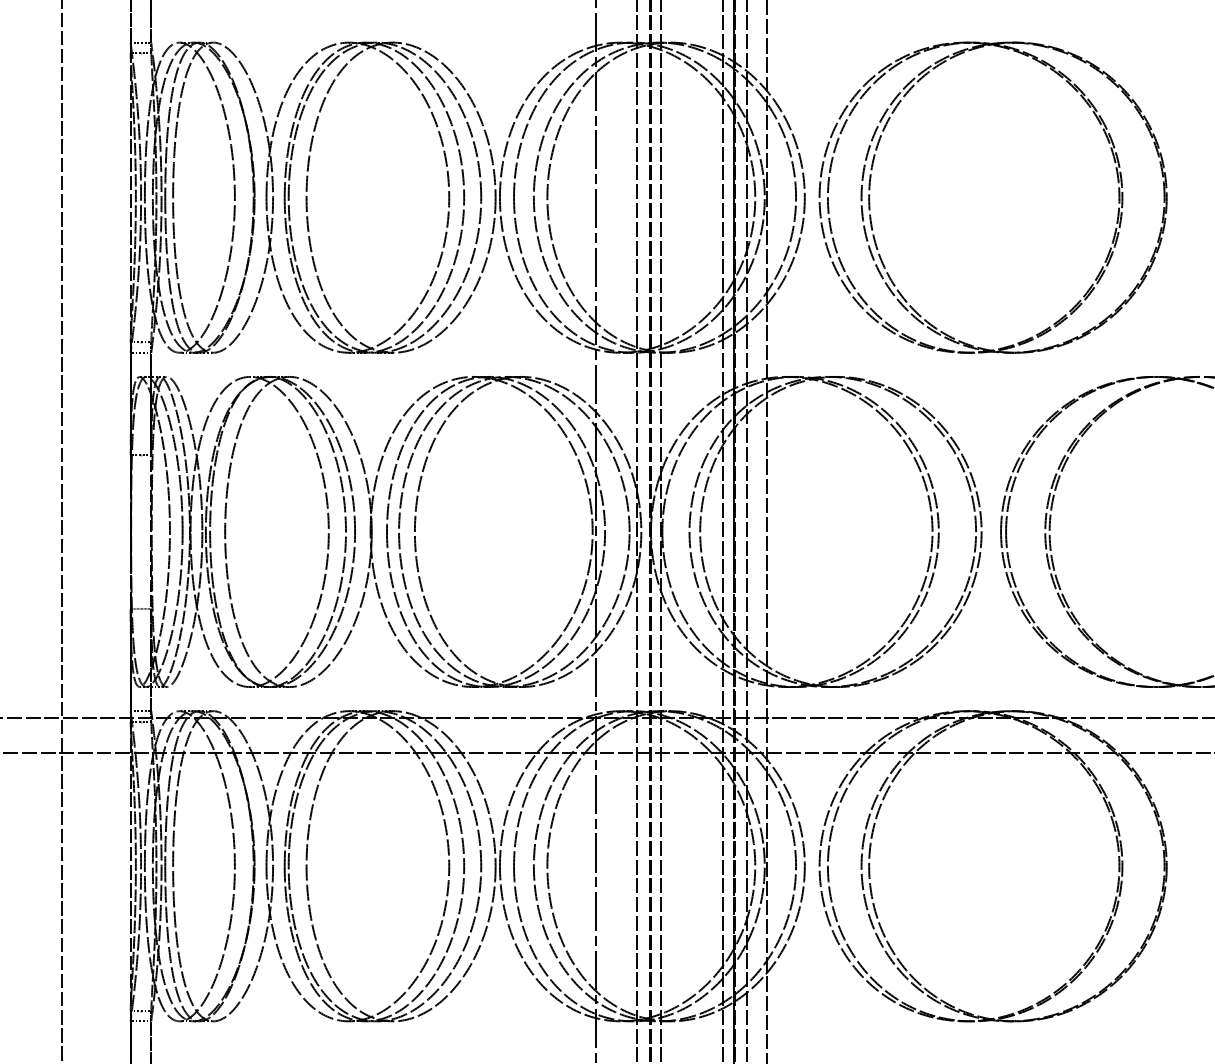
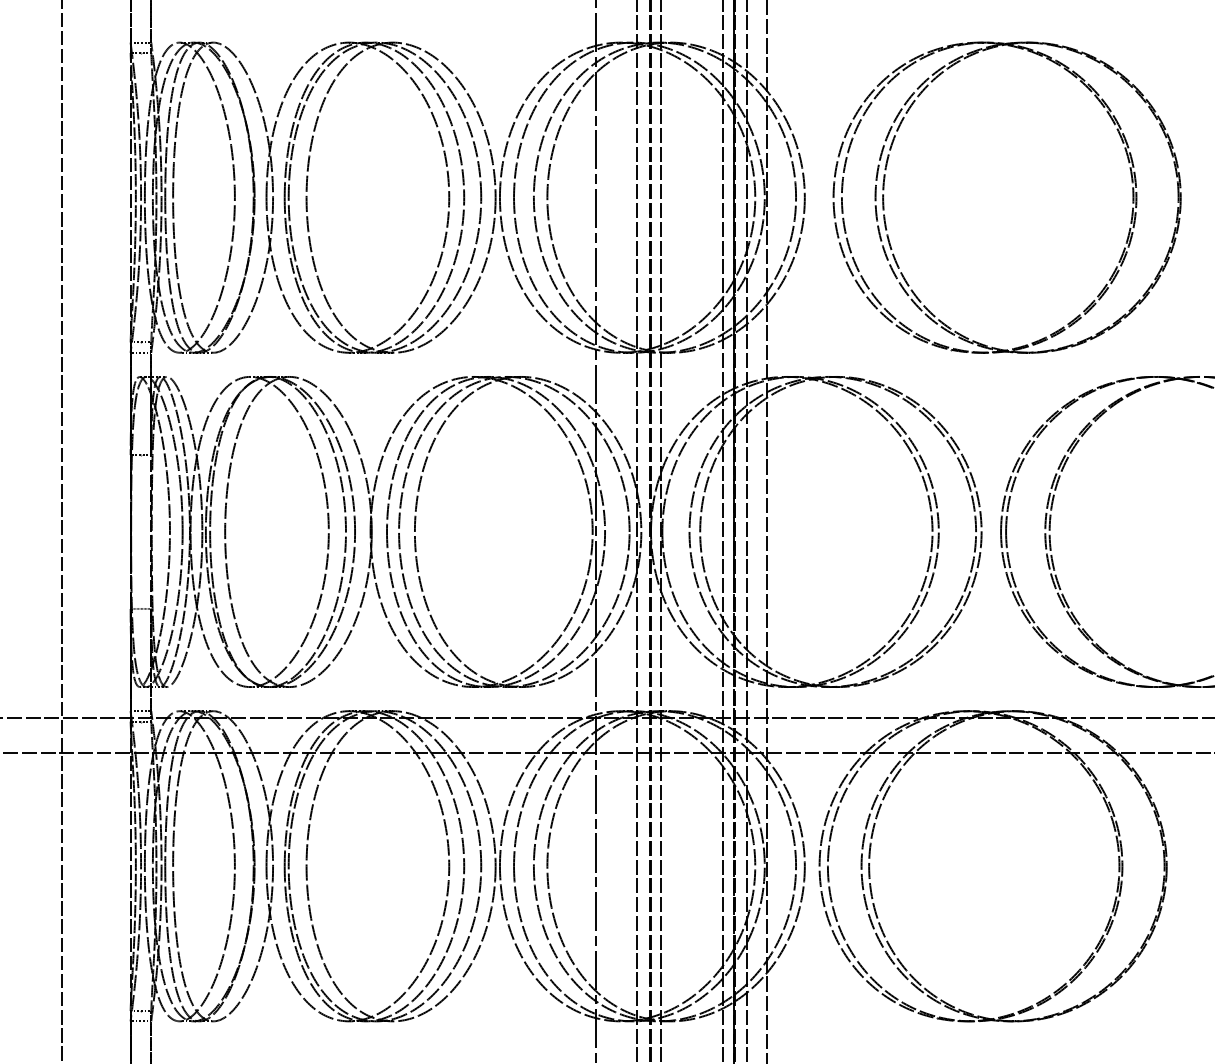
part position: (870, 195) -> (884, 195) (884, 195)
